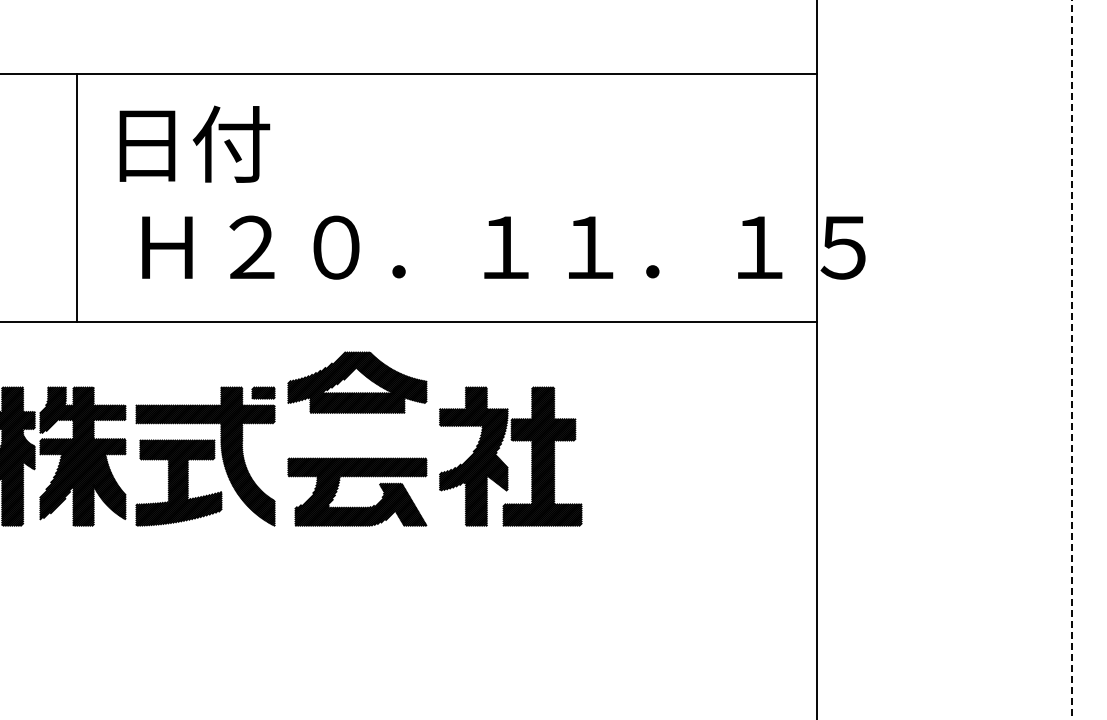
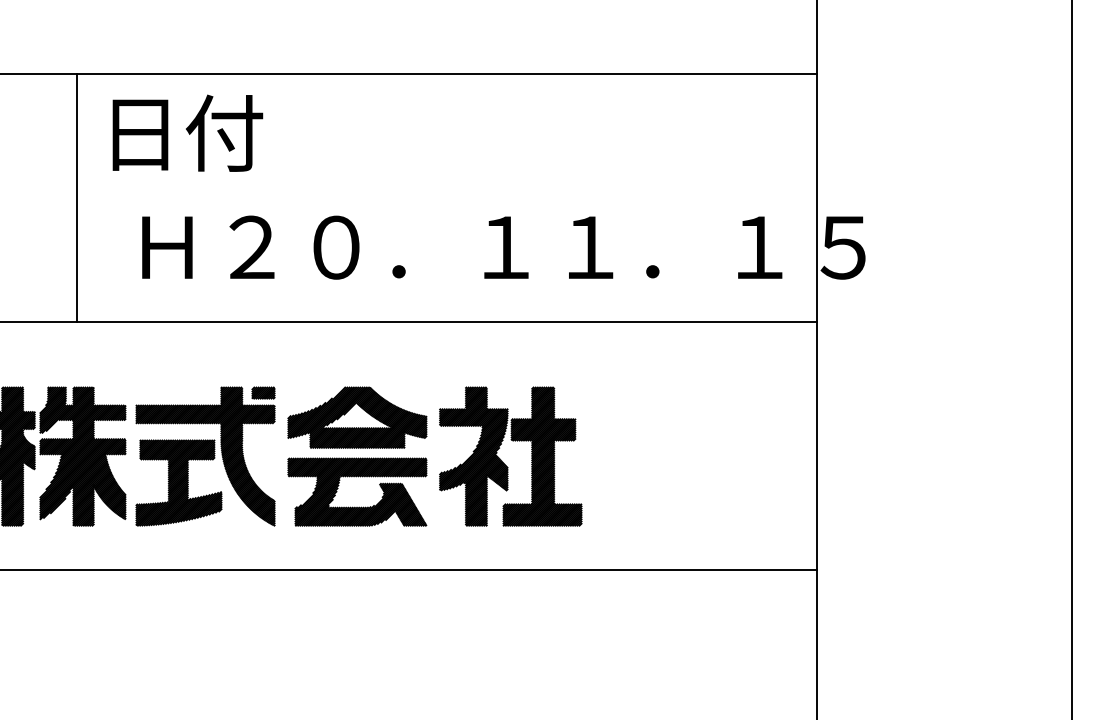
text position: (194, 143) -> (187, 132) (187, 132)
line: dashed -> solid (1071, 359)
part position: (357, 382) -> (357, 417) (357, 417)
line: none -> present (409, 570)
